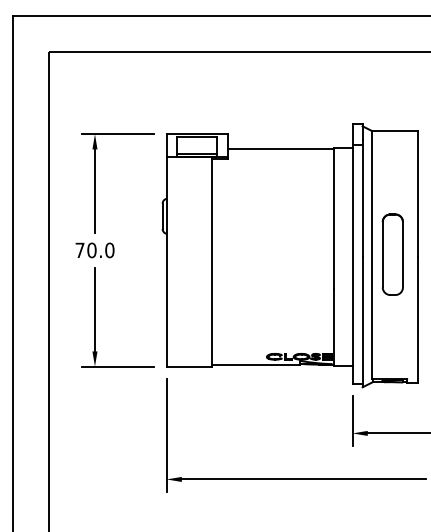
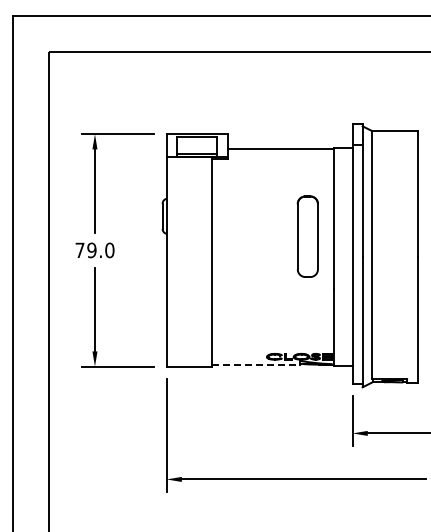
text: 70.0 -> 79.0 (91, 250)
part position: (392, 254) -> (307, 236) (307, 236)
line: solid -> dashed (255, 364)
